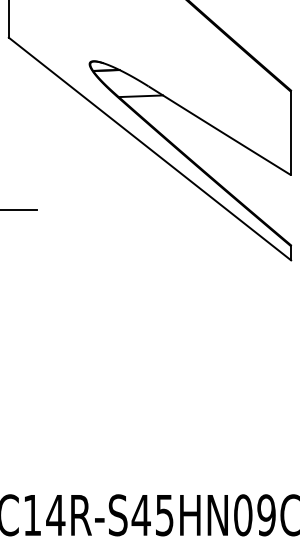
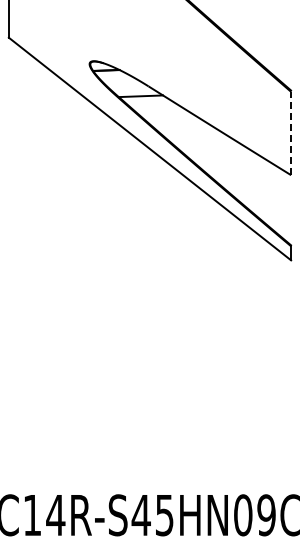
line: solid -> dashed (291, 133)
line: present -> none (19, 210)
